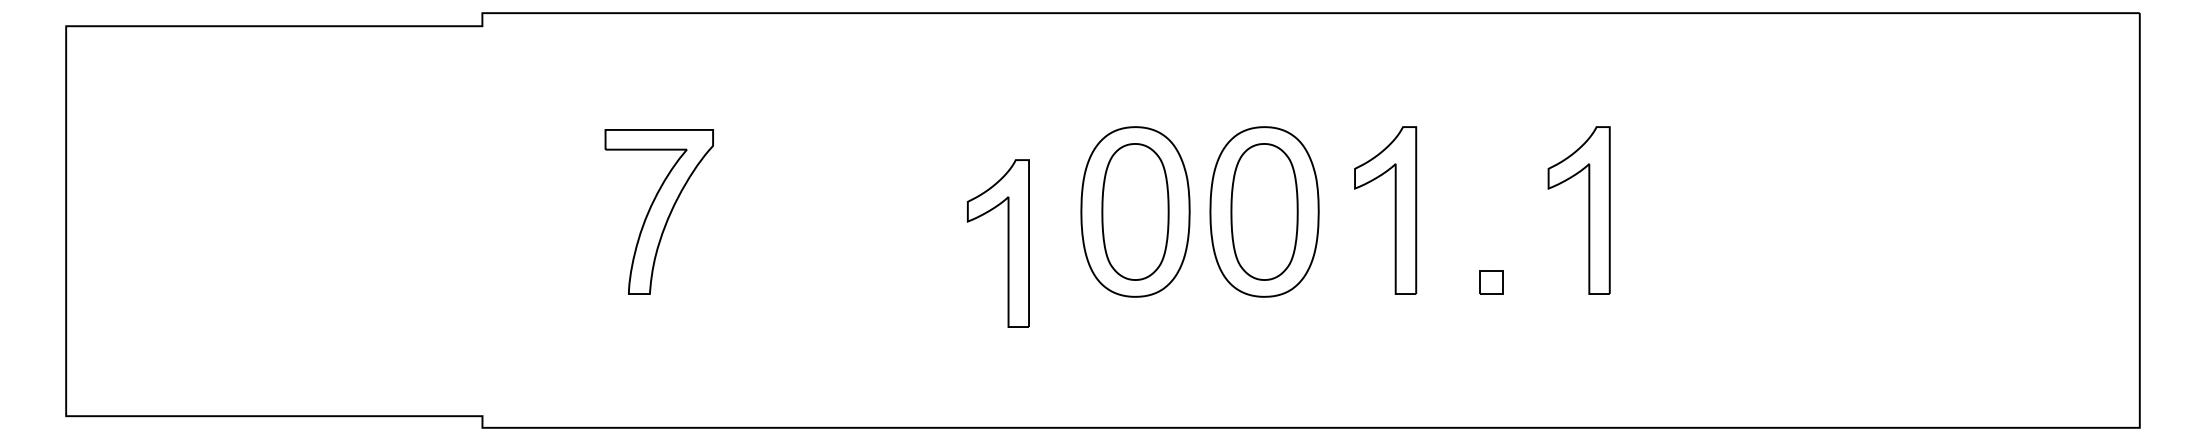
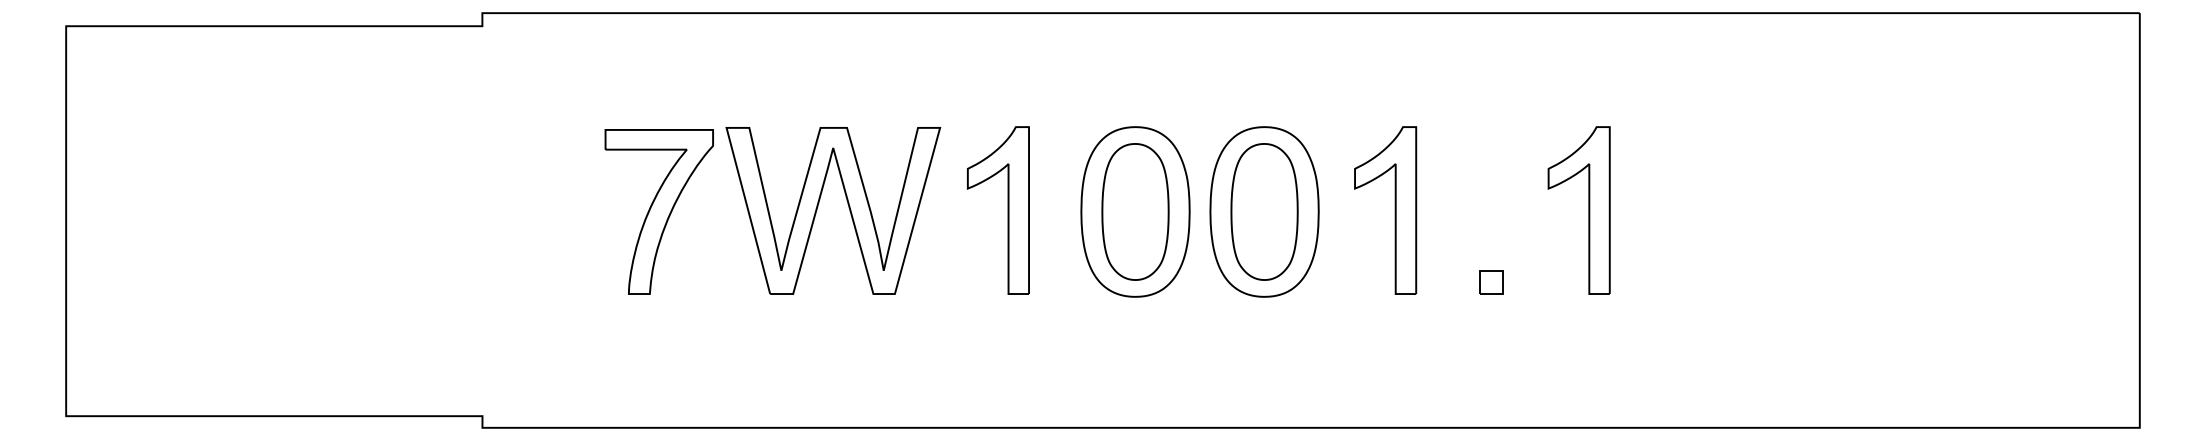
part: none -> present (847, 204)
part position: (1007, 243) -> (1007, 210) (1007, 210)
